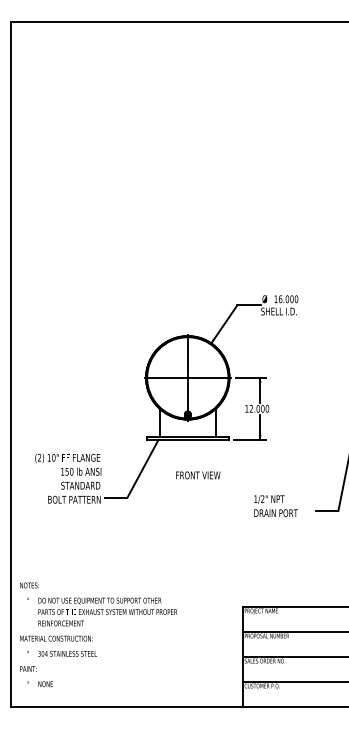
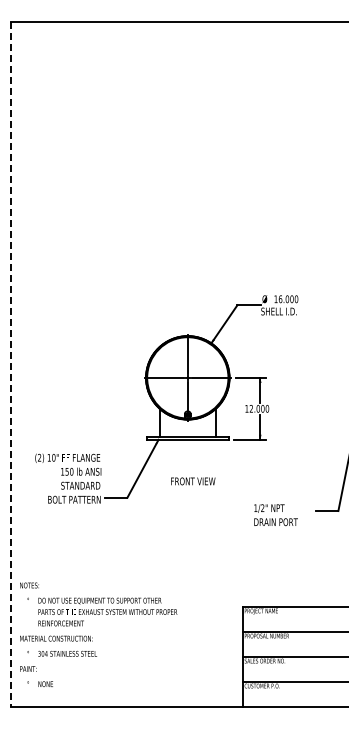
line: solid -> dashed (10, 364)
text position: (198, 475) -> (193, 481) (193, 481)
text position: (275, 506) -> (275, 515) (275, 515)
